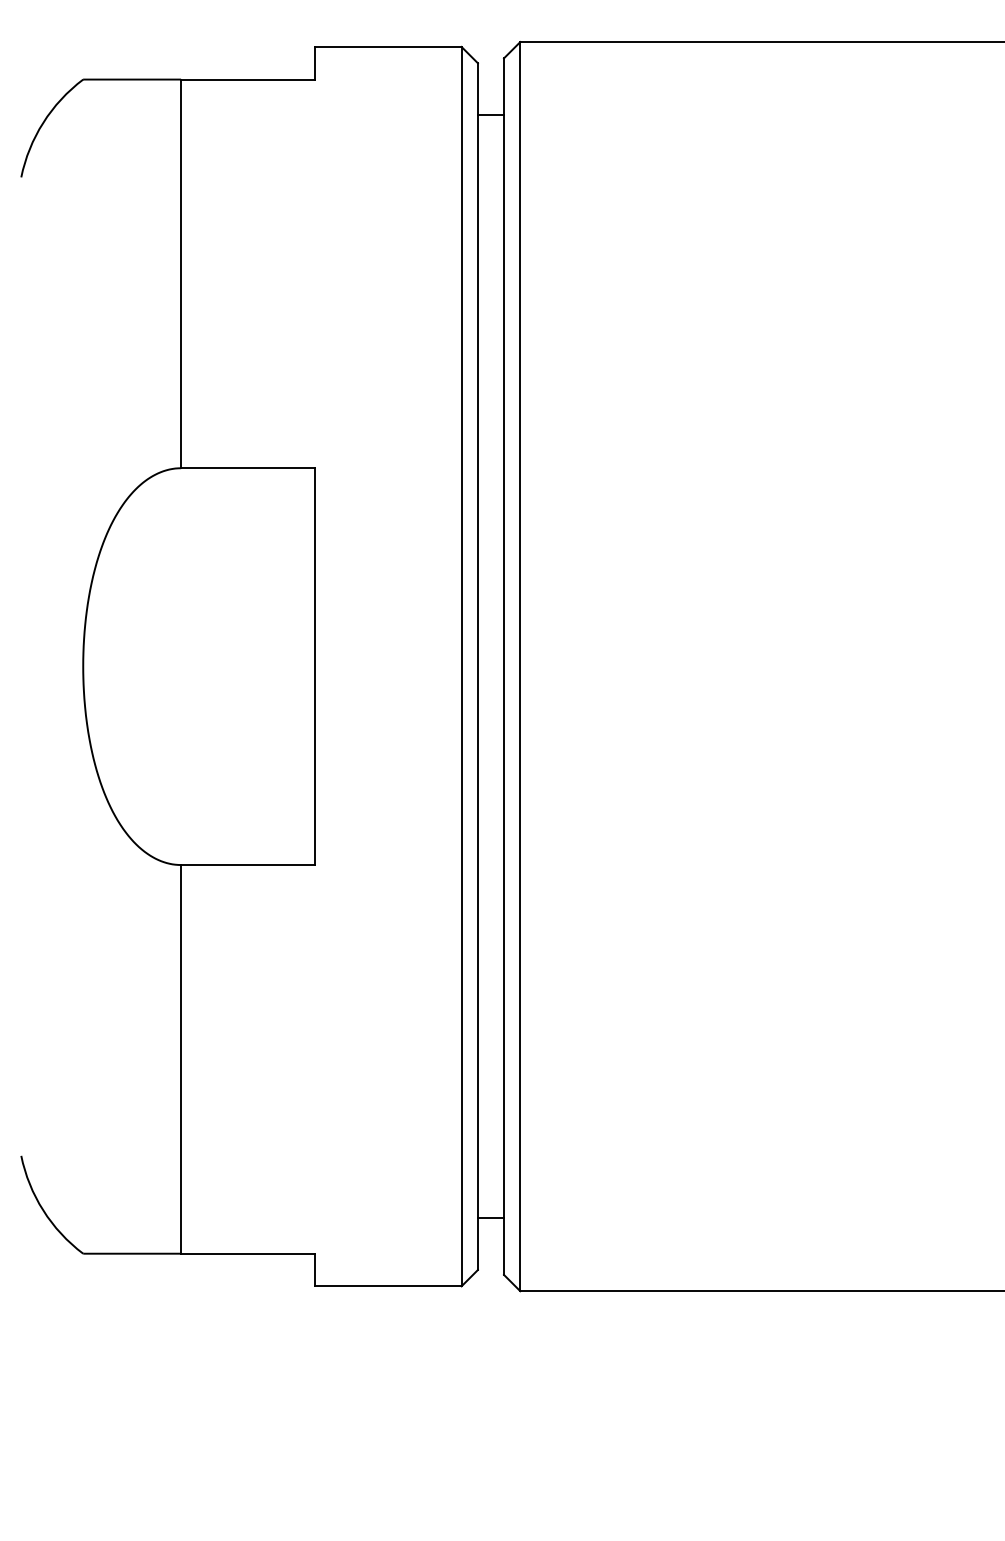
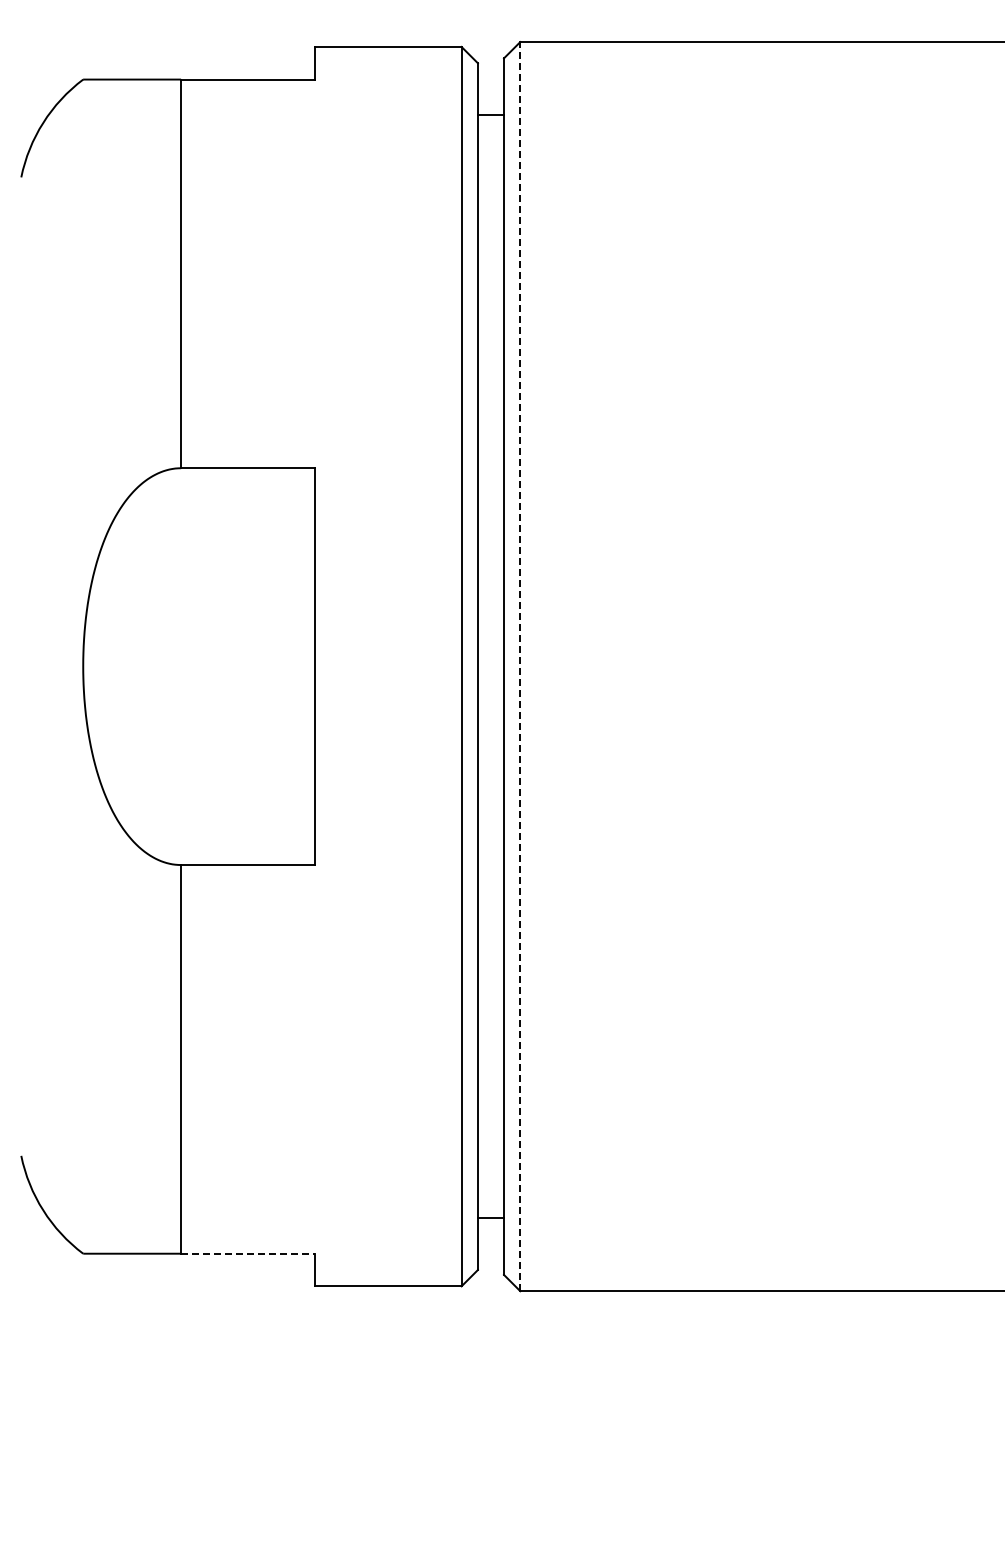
line: solid -> dashed (520, 666)
line: solid -> dashed (247, 1253)
